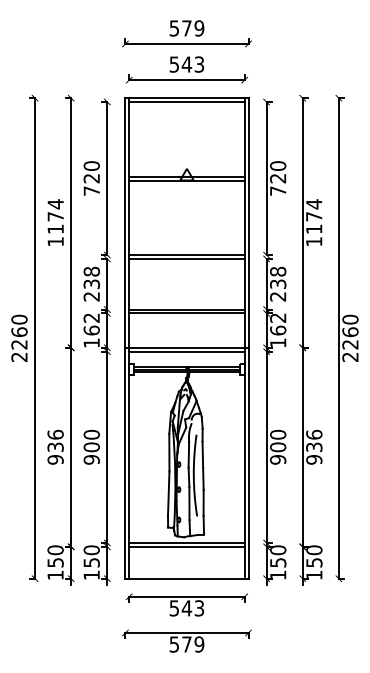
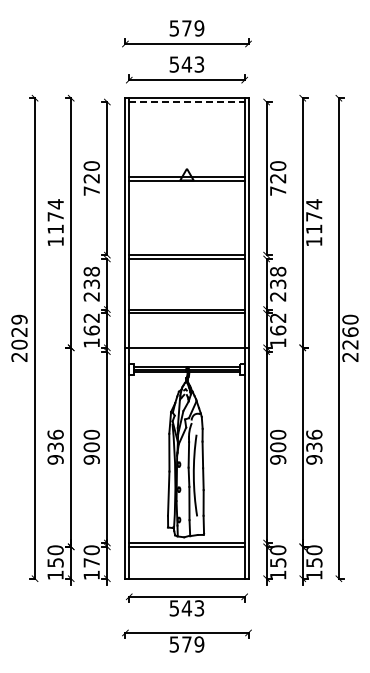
line: solid -> dashed (186, 102)
text: 2260 -> 2029 (19, 331)
line: present -> none (186, 351)
text: 150 -> 170 (91, 562)
